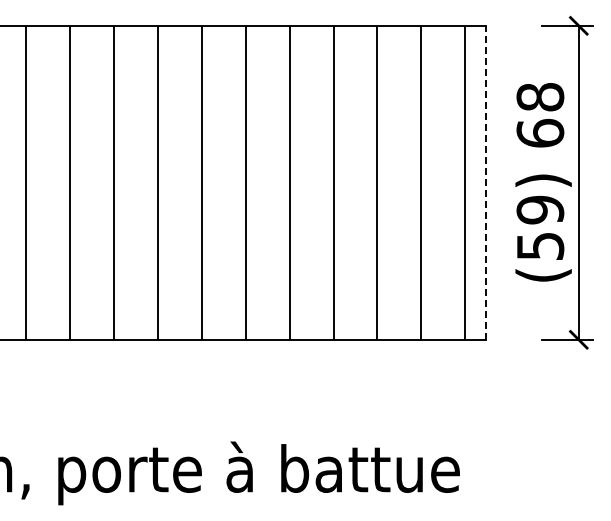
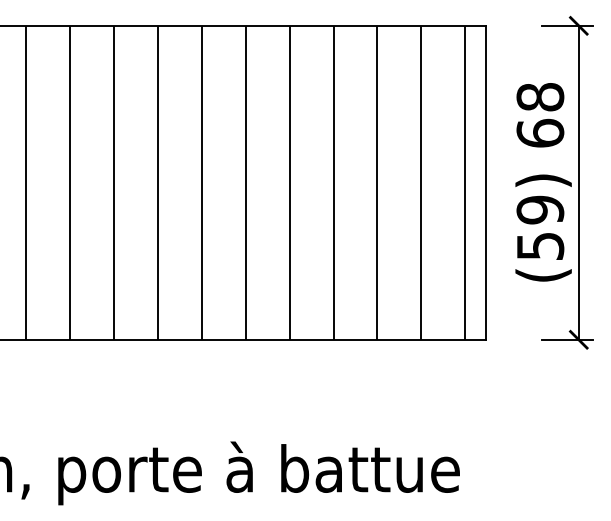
line: dashed -> solid (486, 182)
